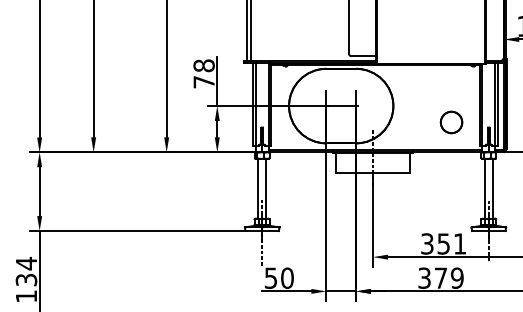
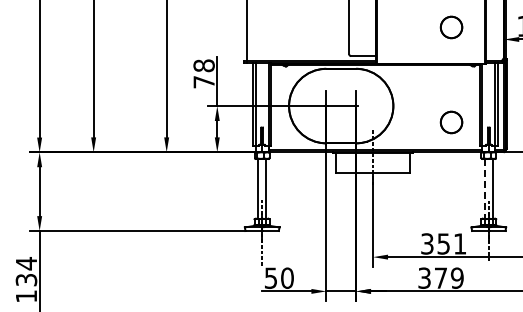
part: none -> present (451, 27)
line: present -> none (250, 31)
line: solid -> dashed (484, 188)
